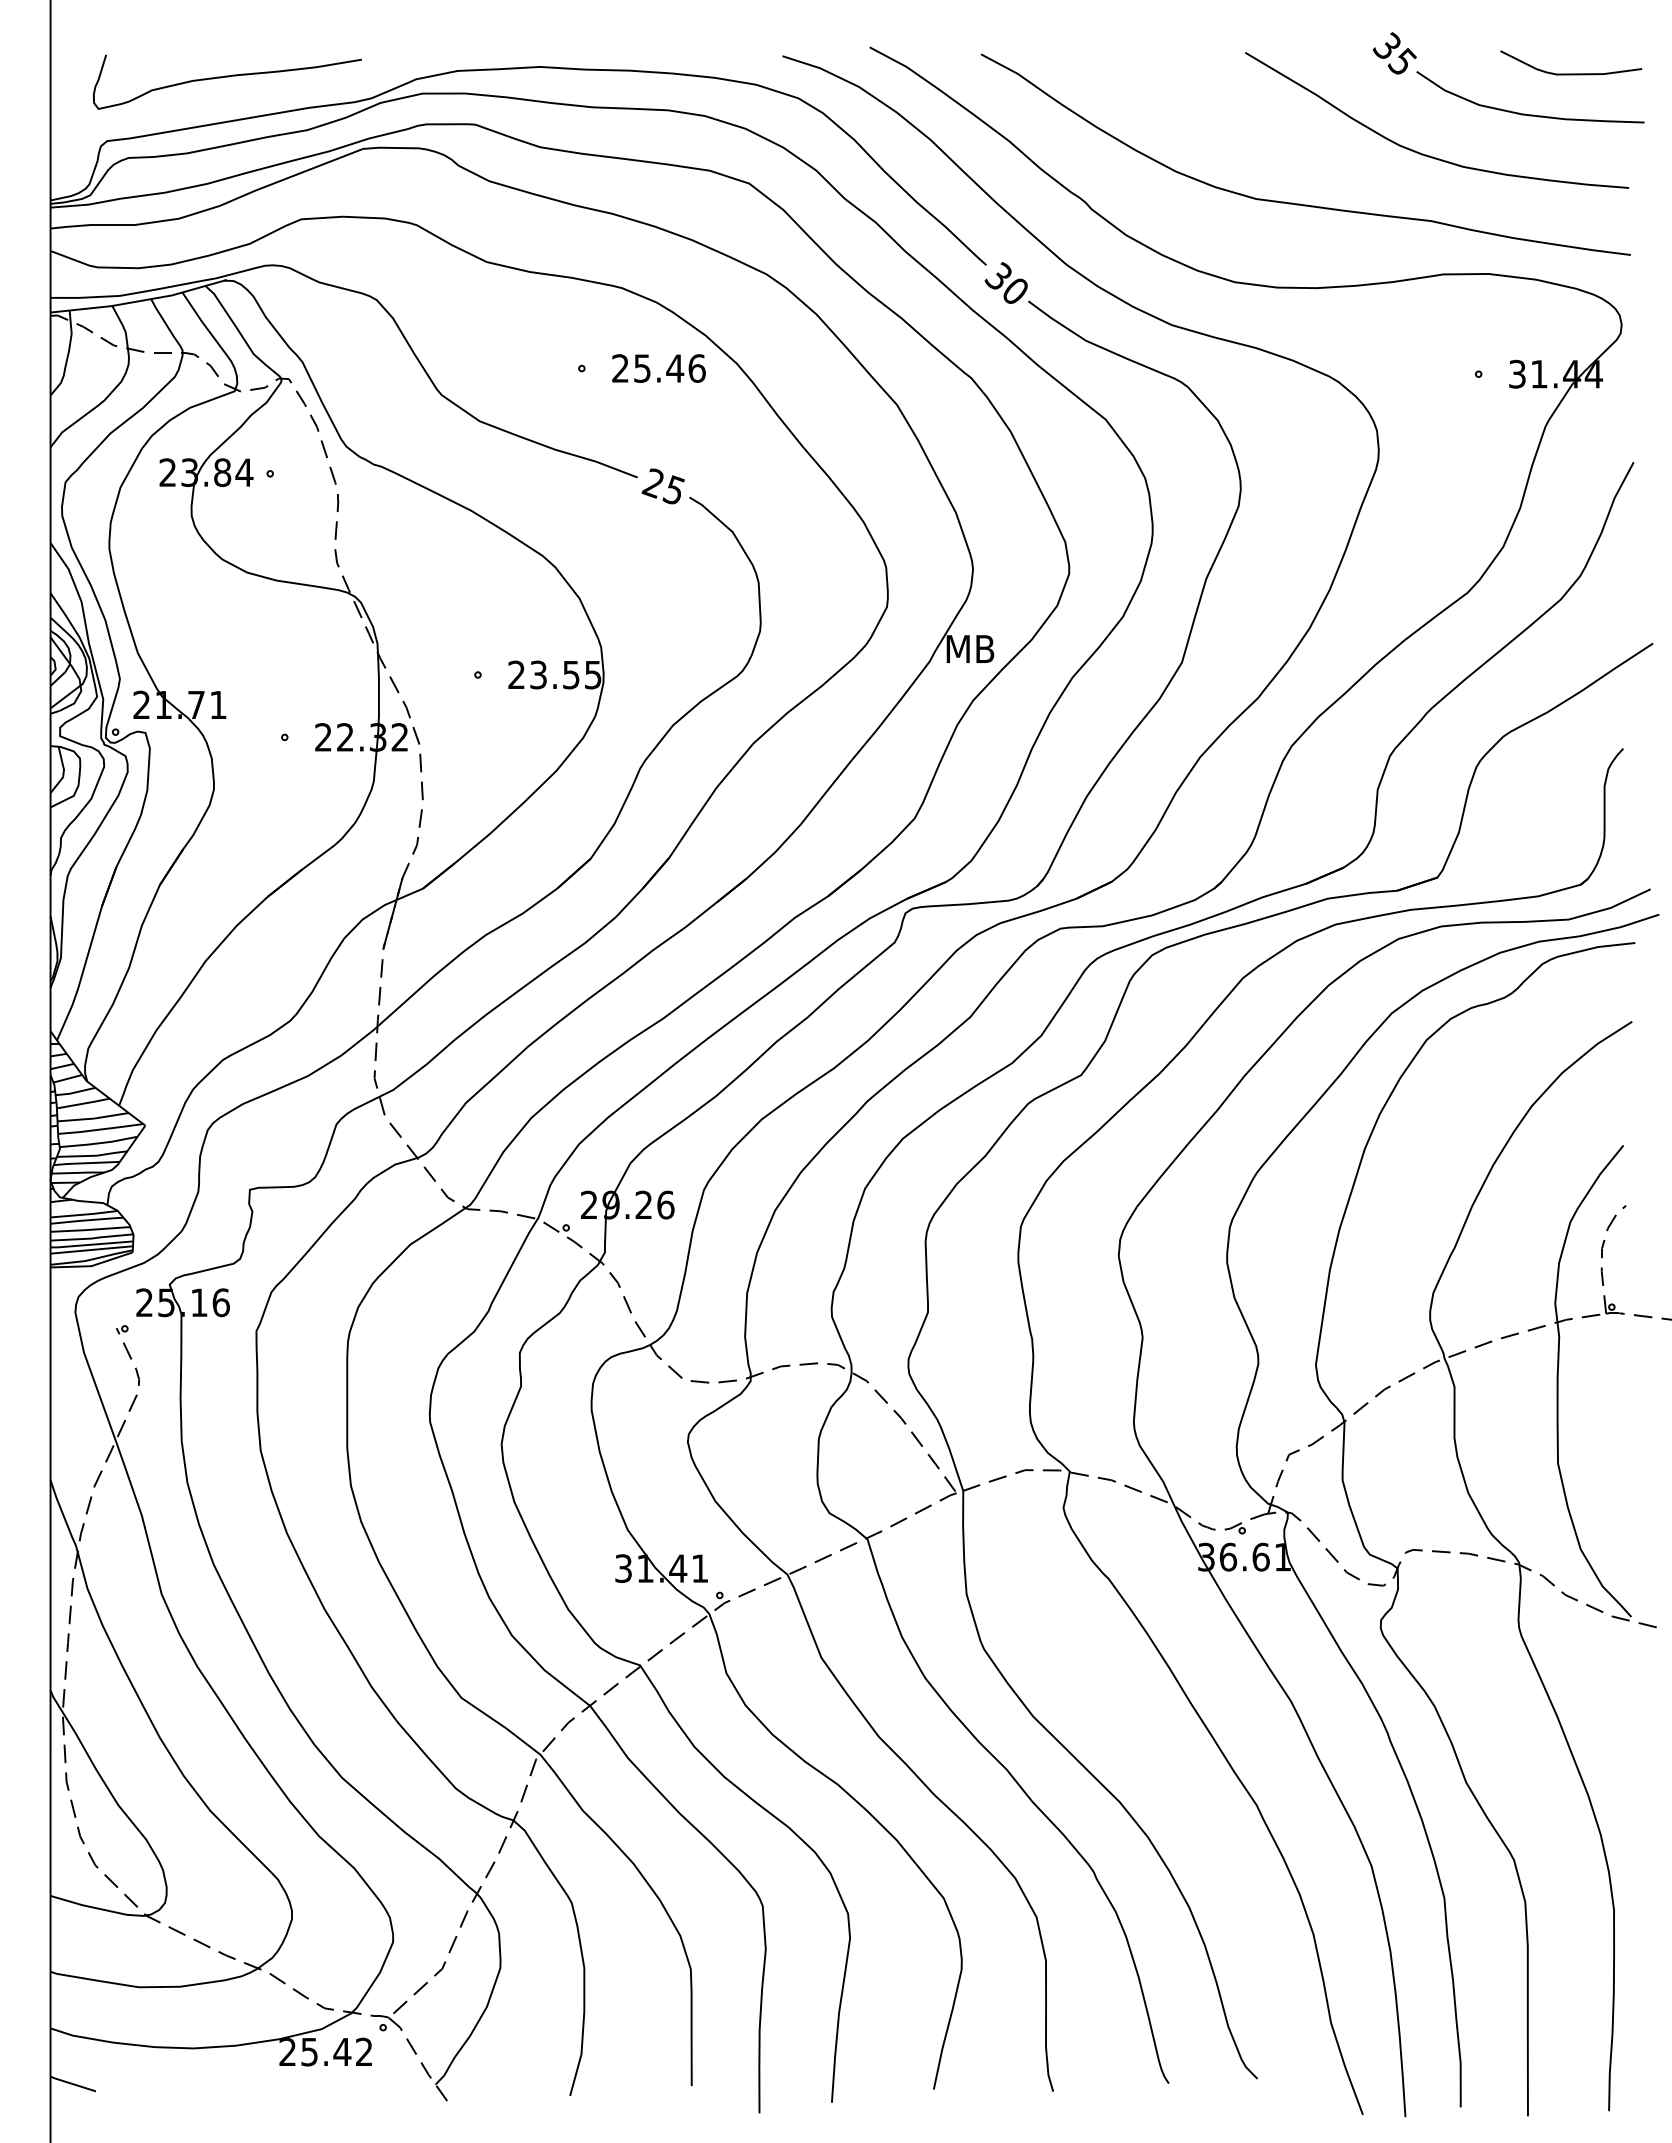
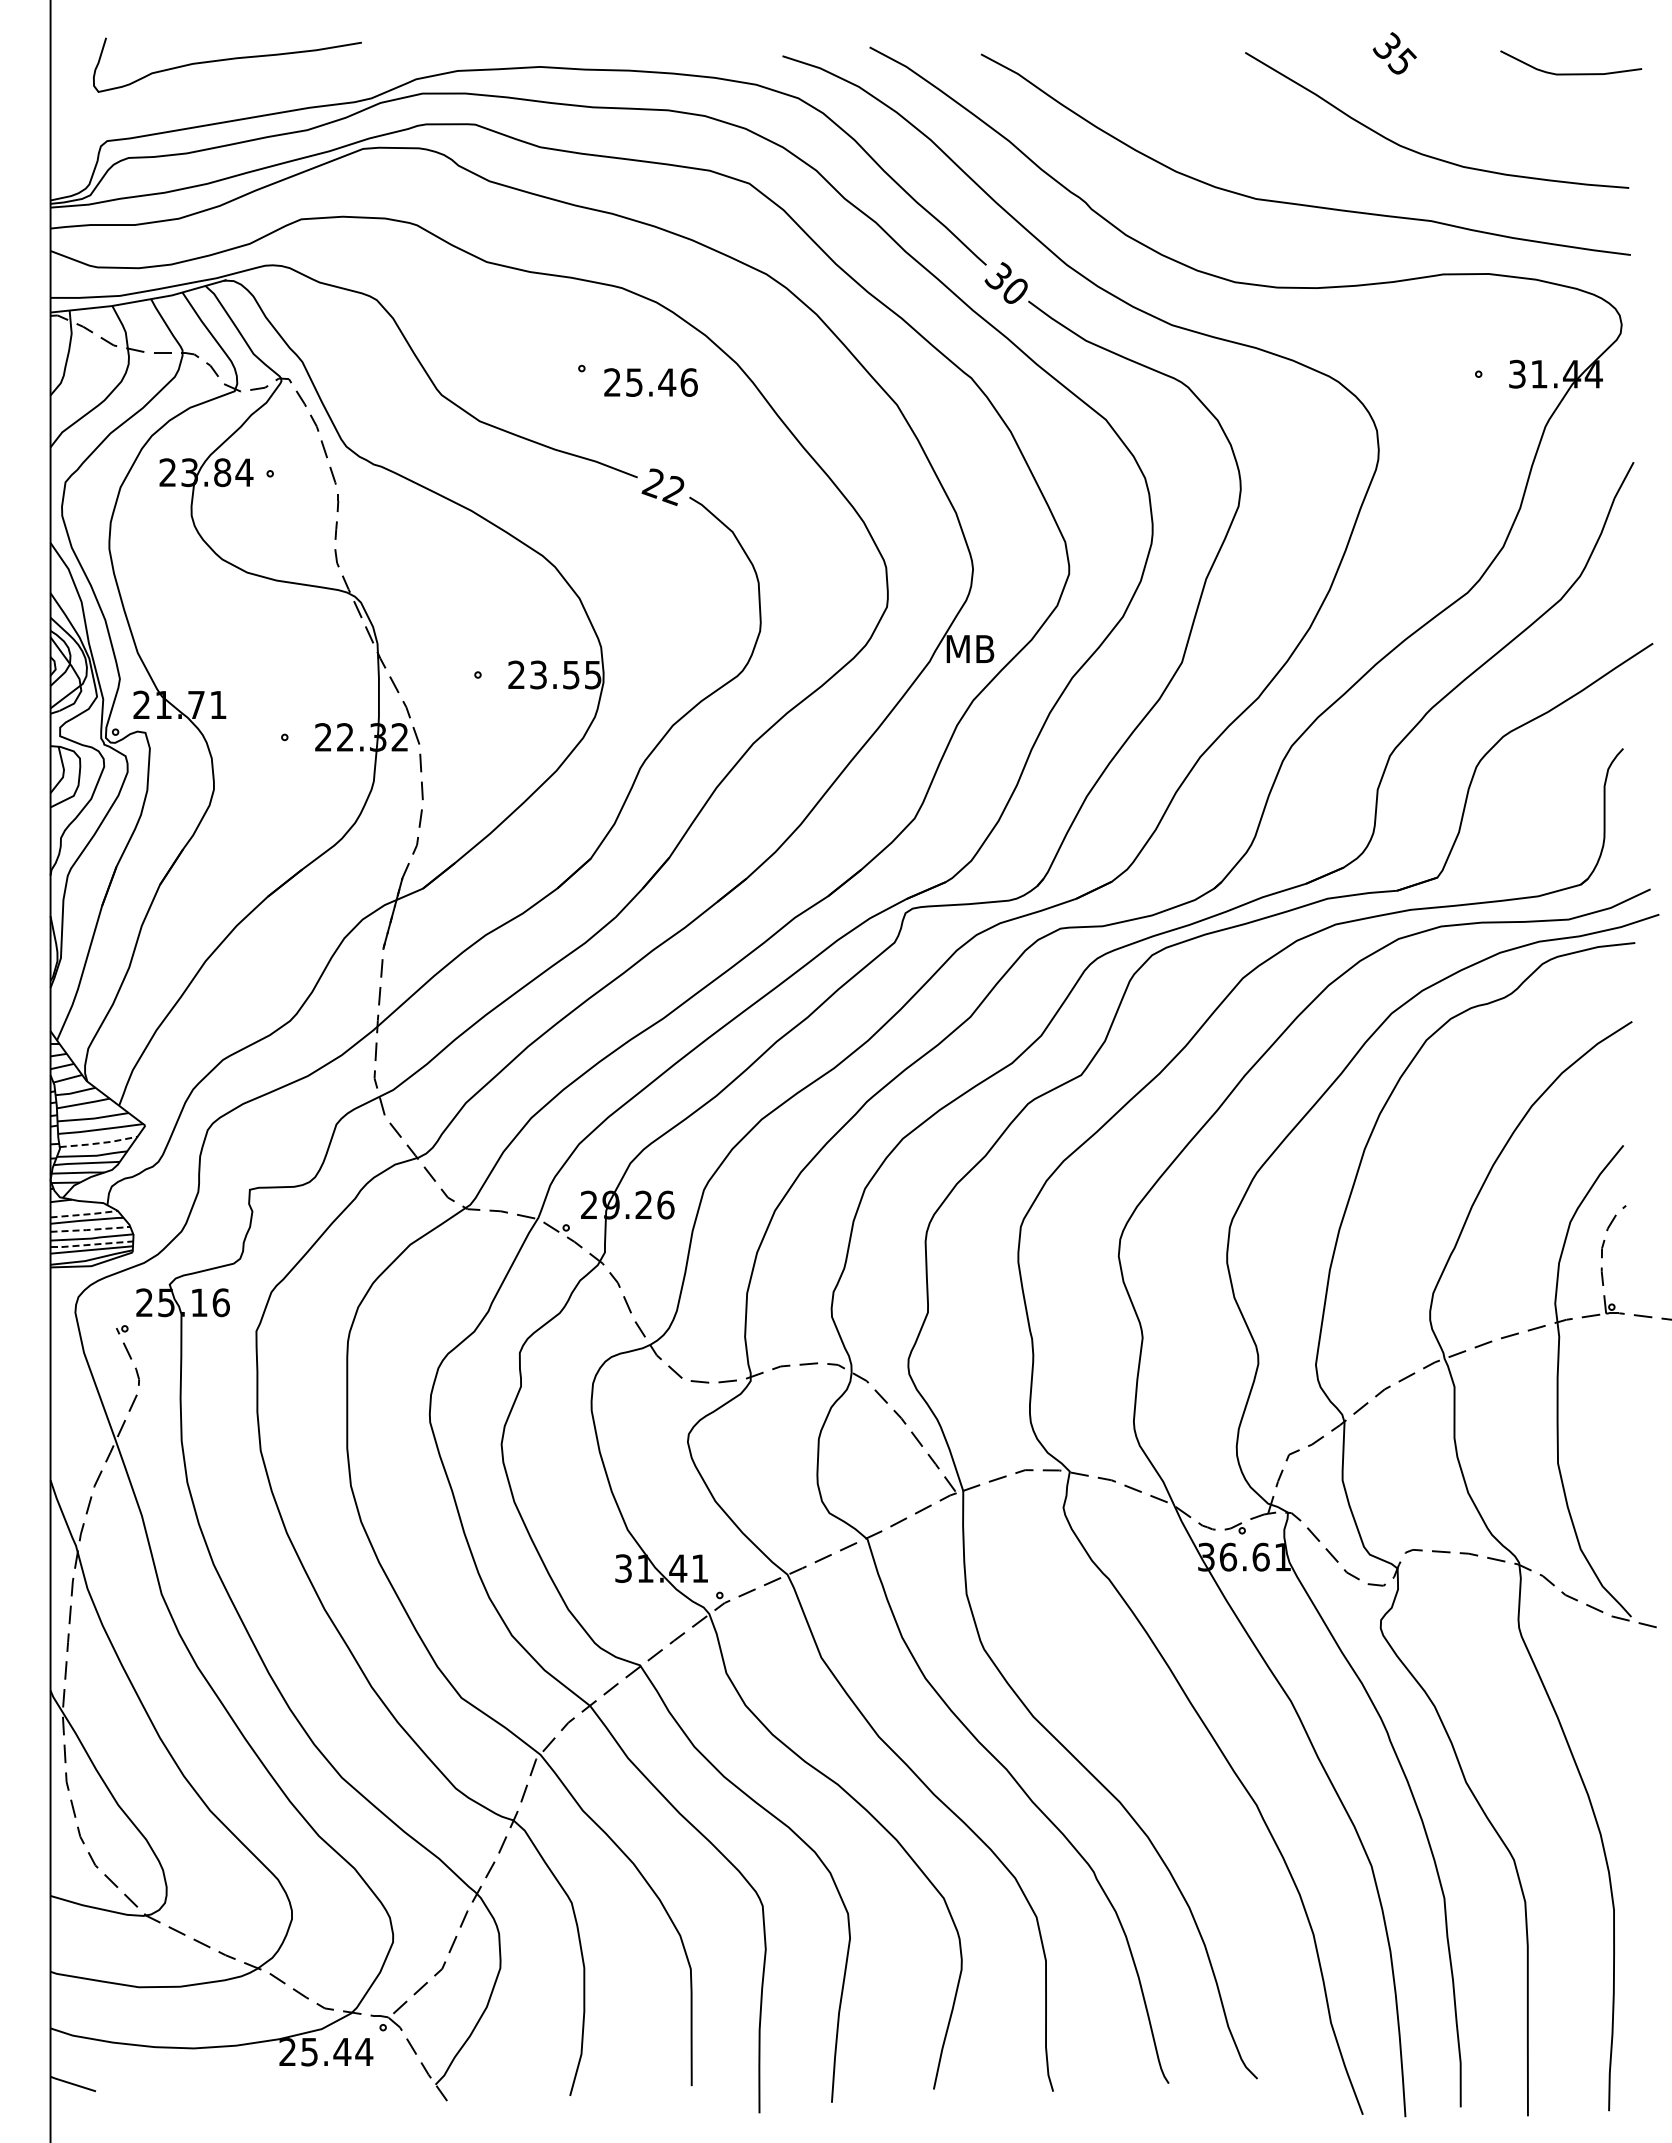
curve position: (227, 77) -> (227, 60) (227, 60)
curve: present -> none (1525, 113)
text position: (658, 368) -> (650, 382) (650, 382)
text: 25 -> 22 (673, 490)
line: solid -> dashed (99, 1143)
line: solid -> dashed (84, 1214)
line: solid -> dashed (91, 1229)
line: solid -> dashed (91, 1244)
text: 25.42 -> 25.44 (364, 2051)
